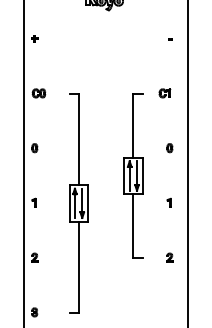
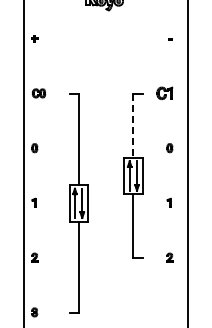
part size: 14x11 px -> 18x15 px (164, 93)
line: solid -> dashed (133, 125)
